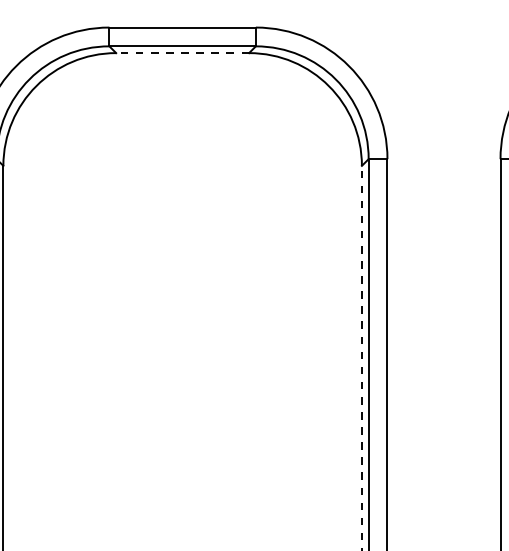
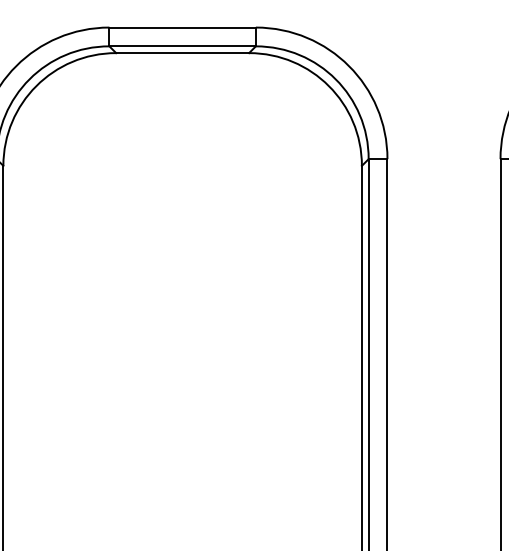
line: dashed -> solid (182, 53)
line: dashed -> solid (361, 357)
